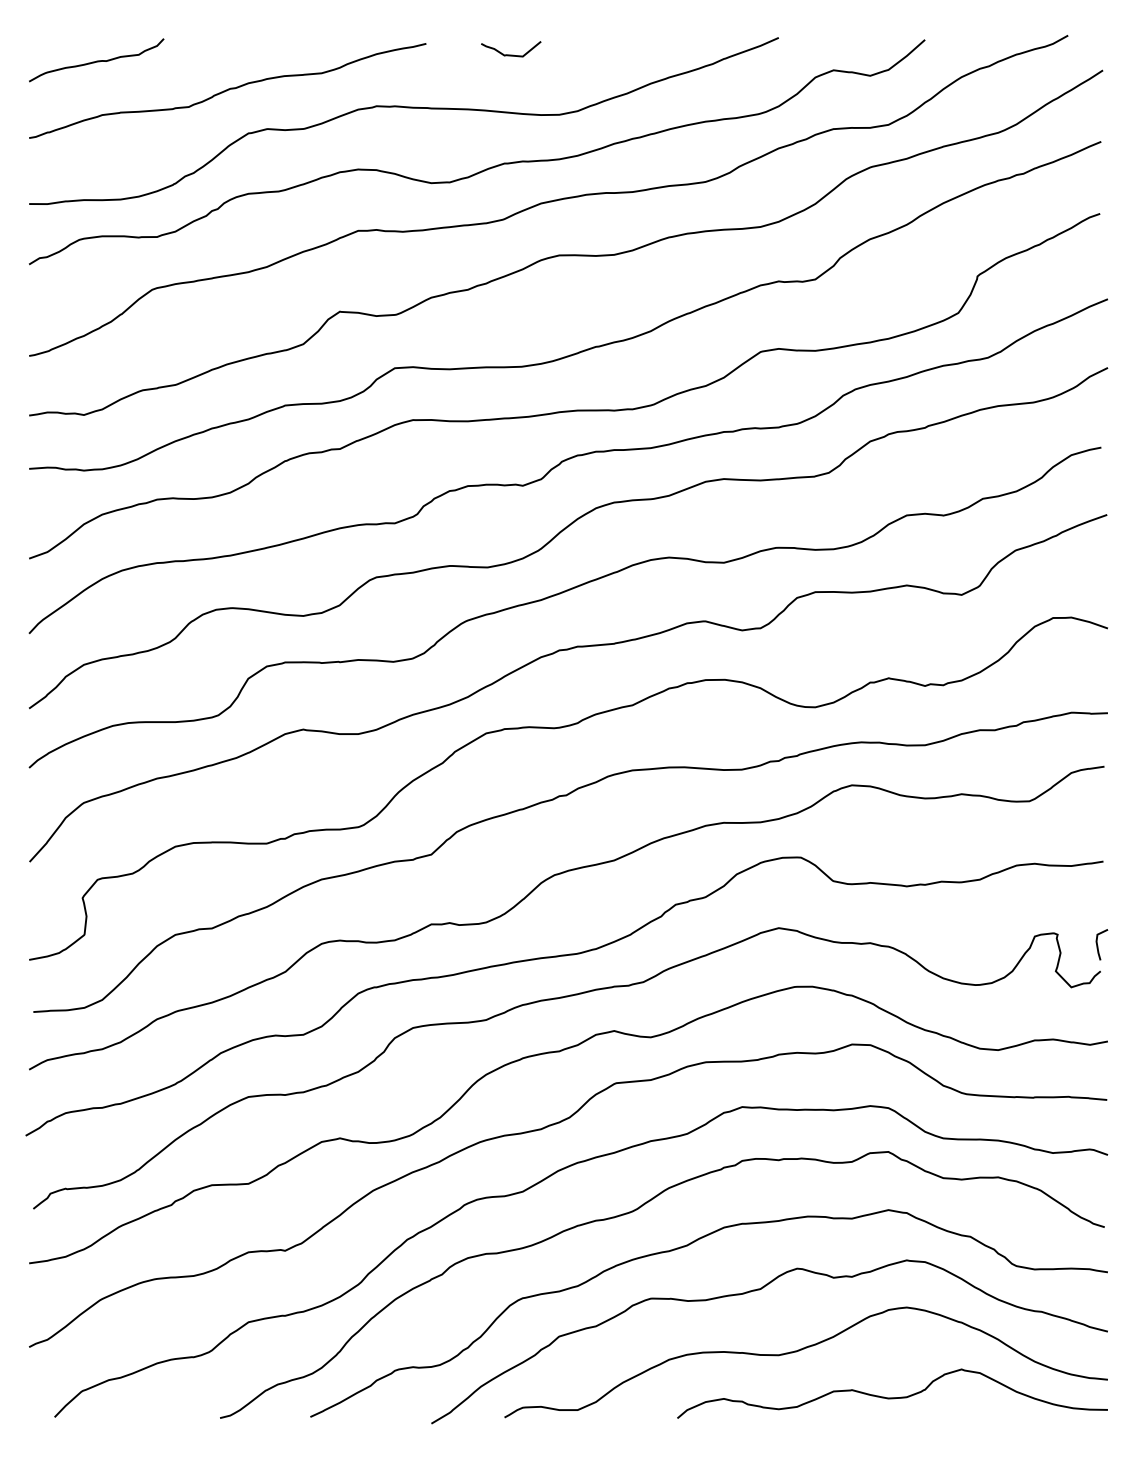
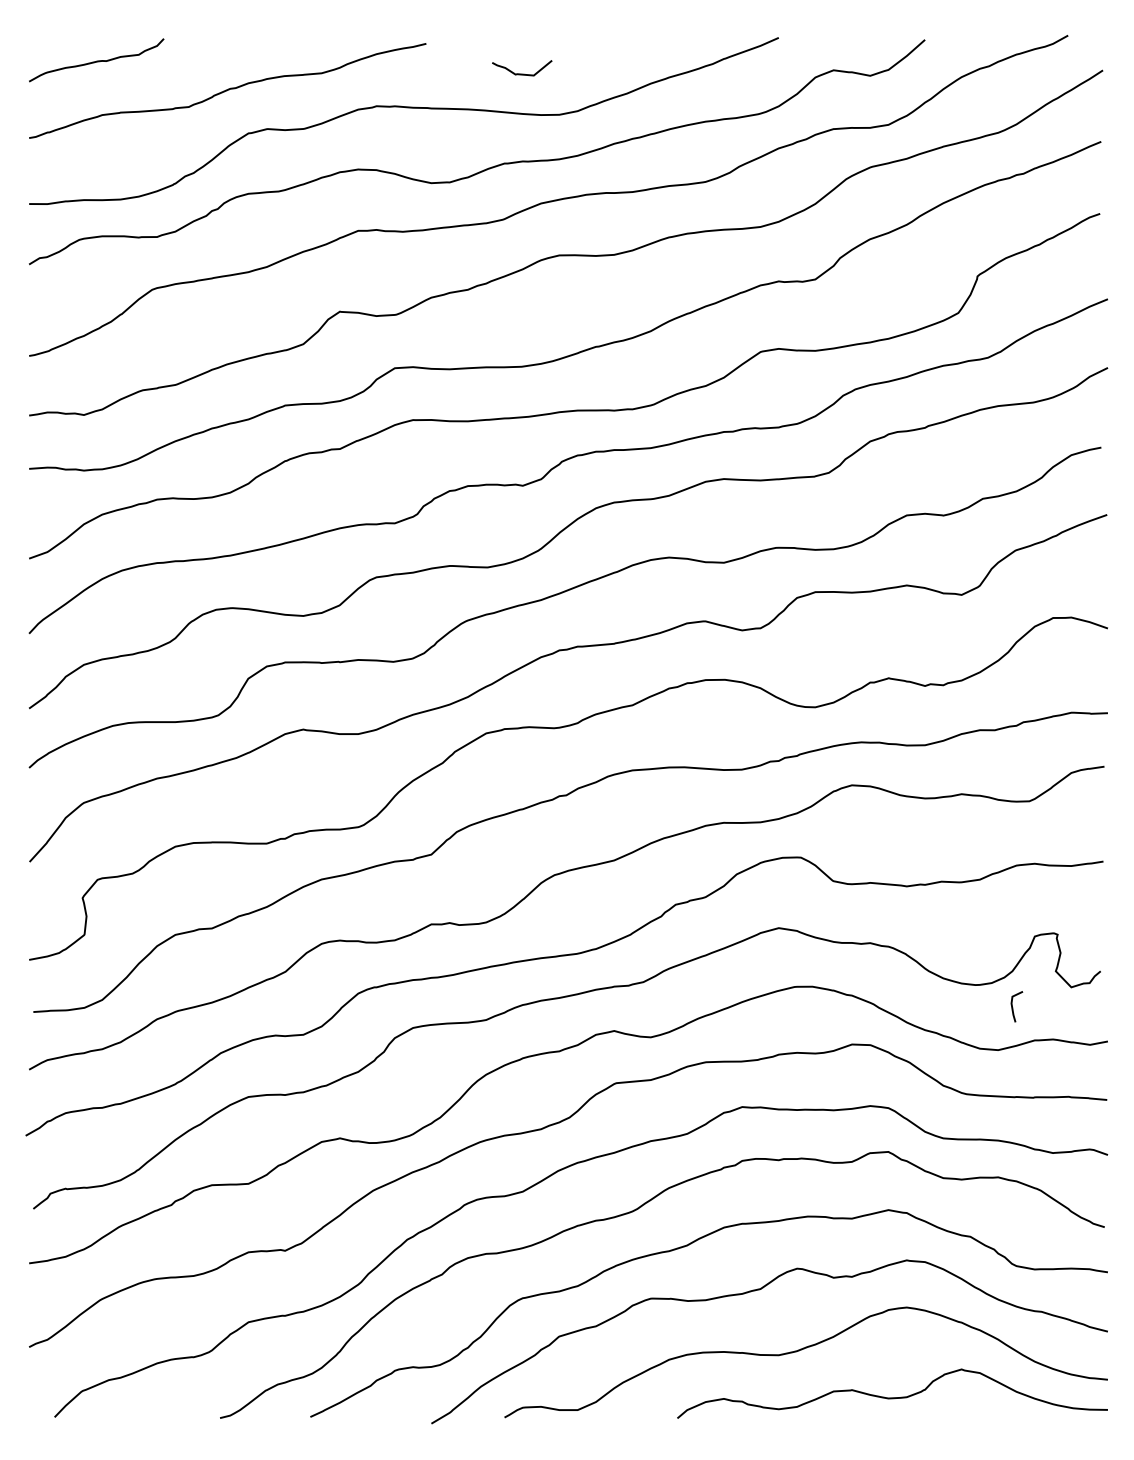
curve position: (511, 54) -> (522, 73) (522, 73)
line position: (1098, 945) -> (1013, 1007) (1013, 1007)
